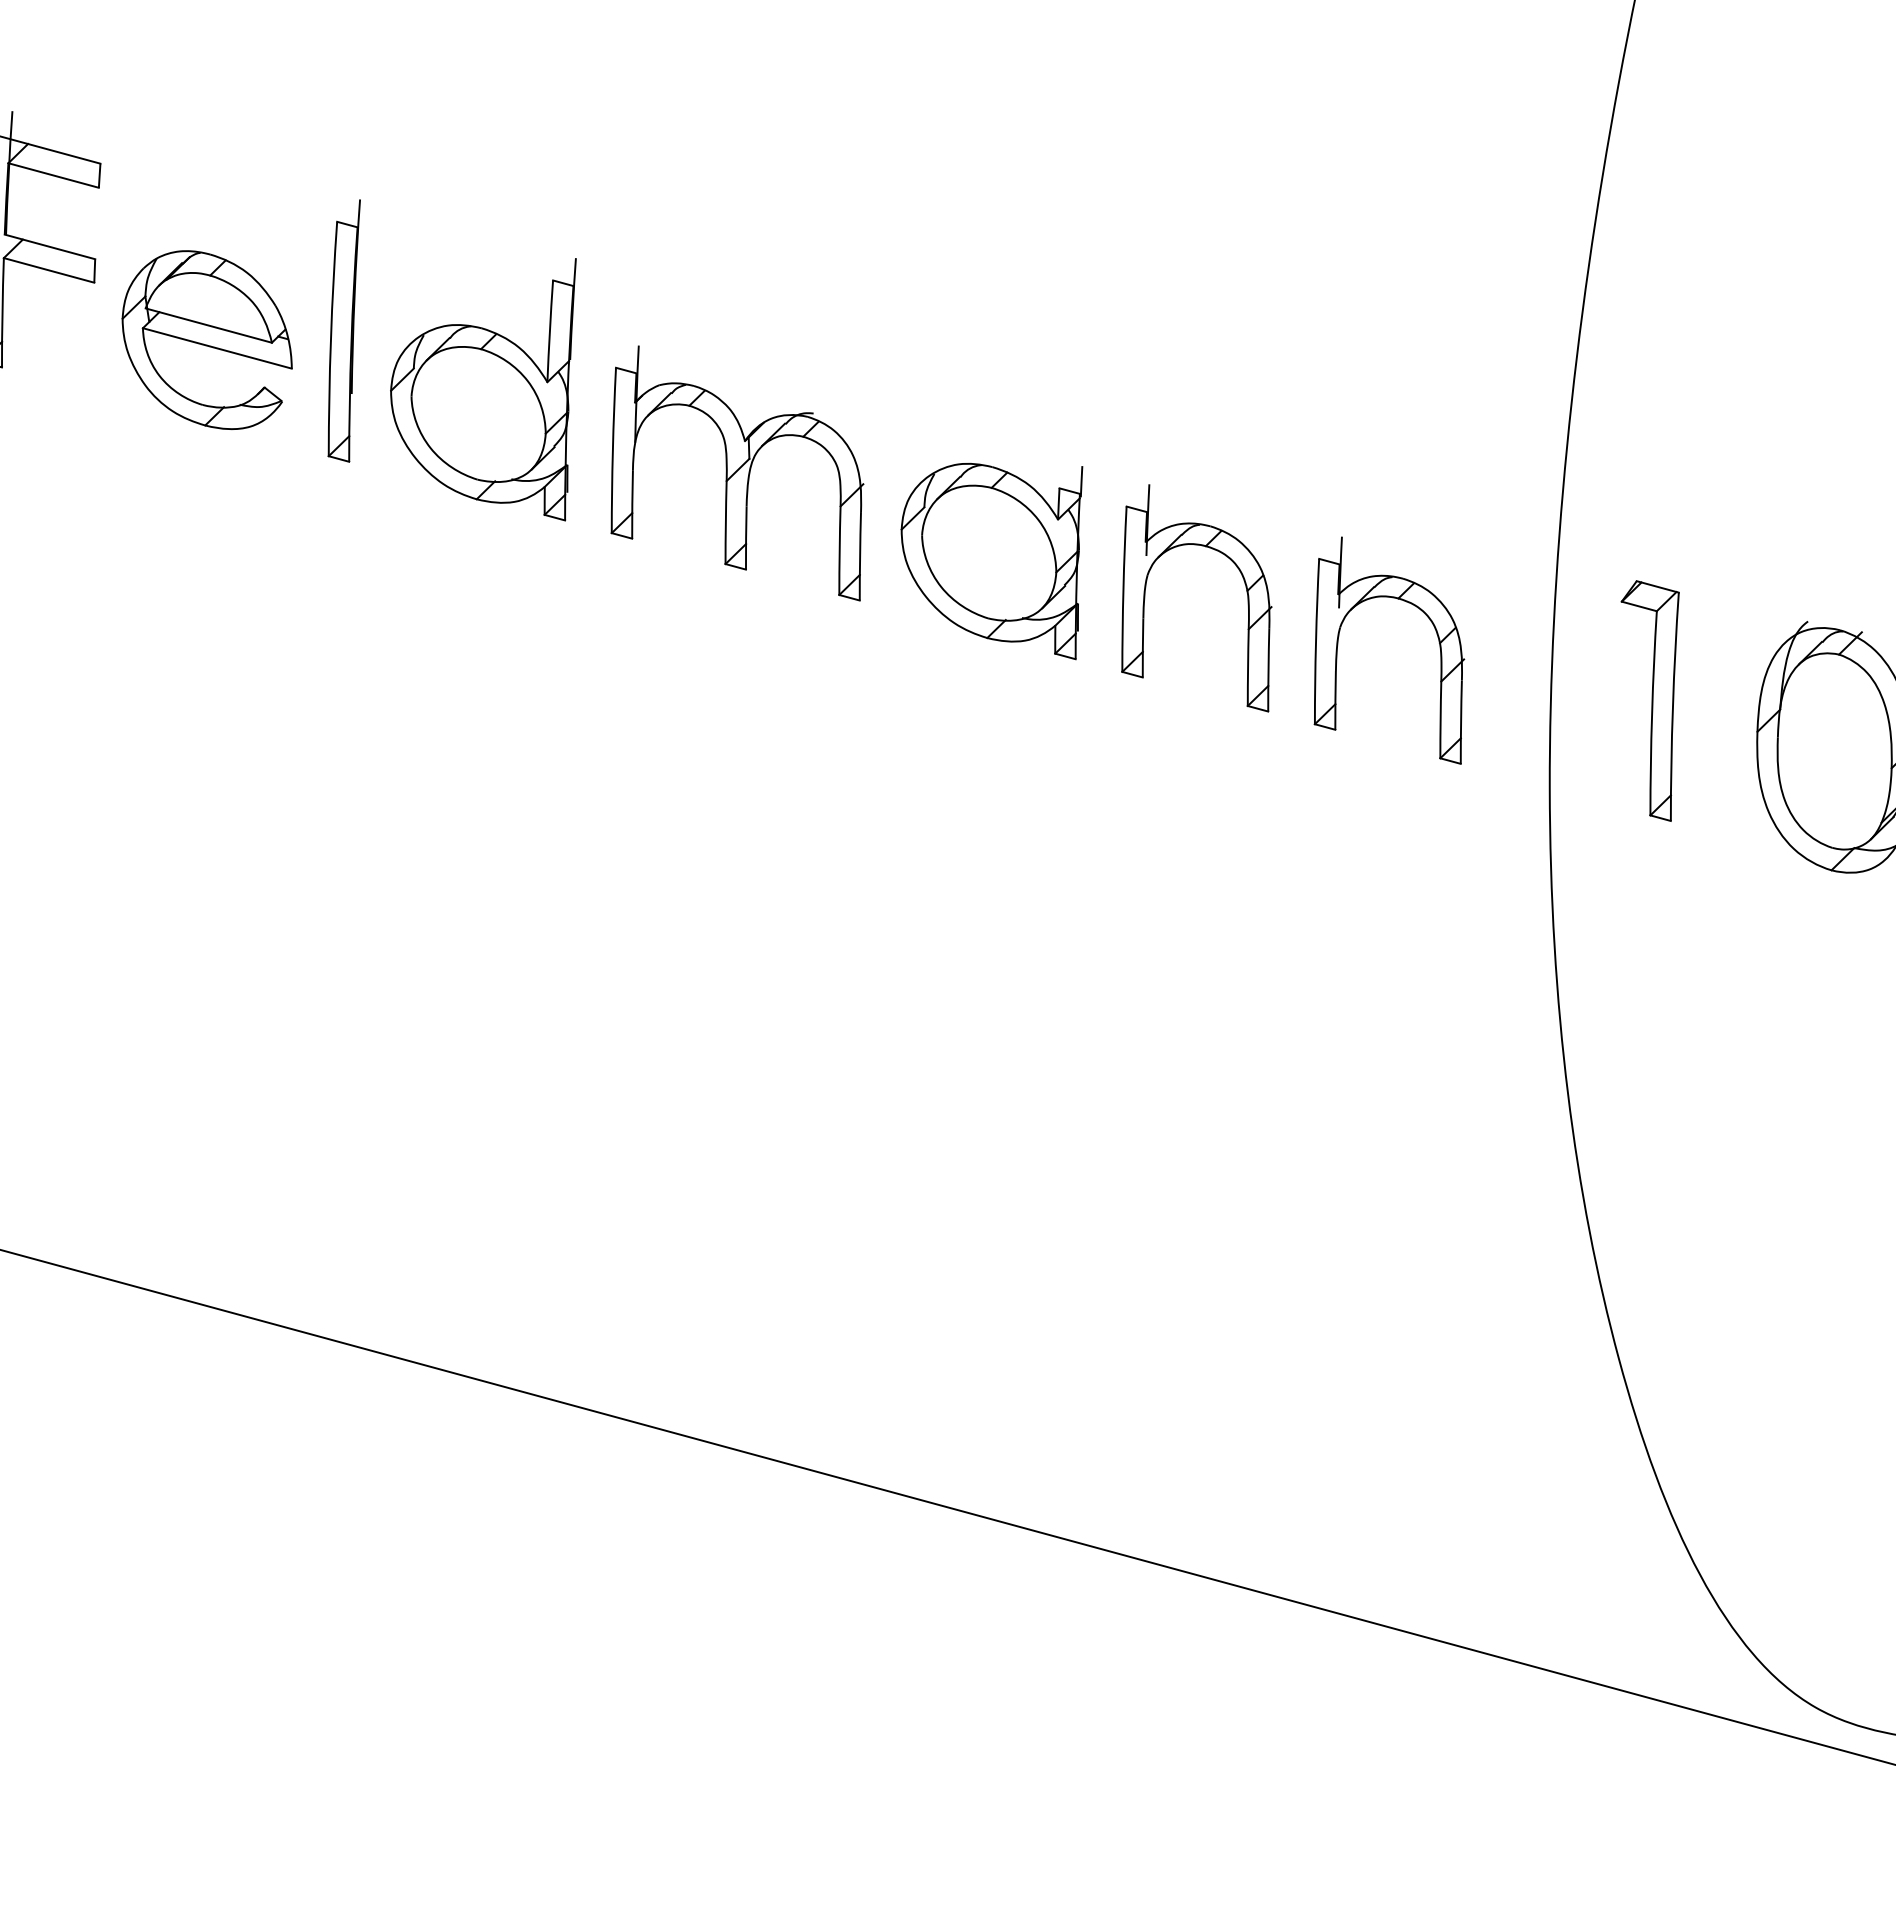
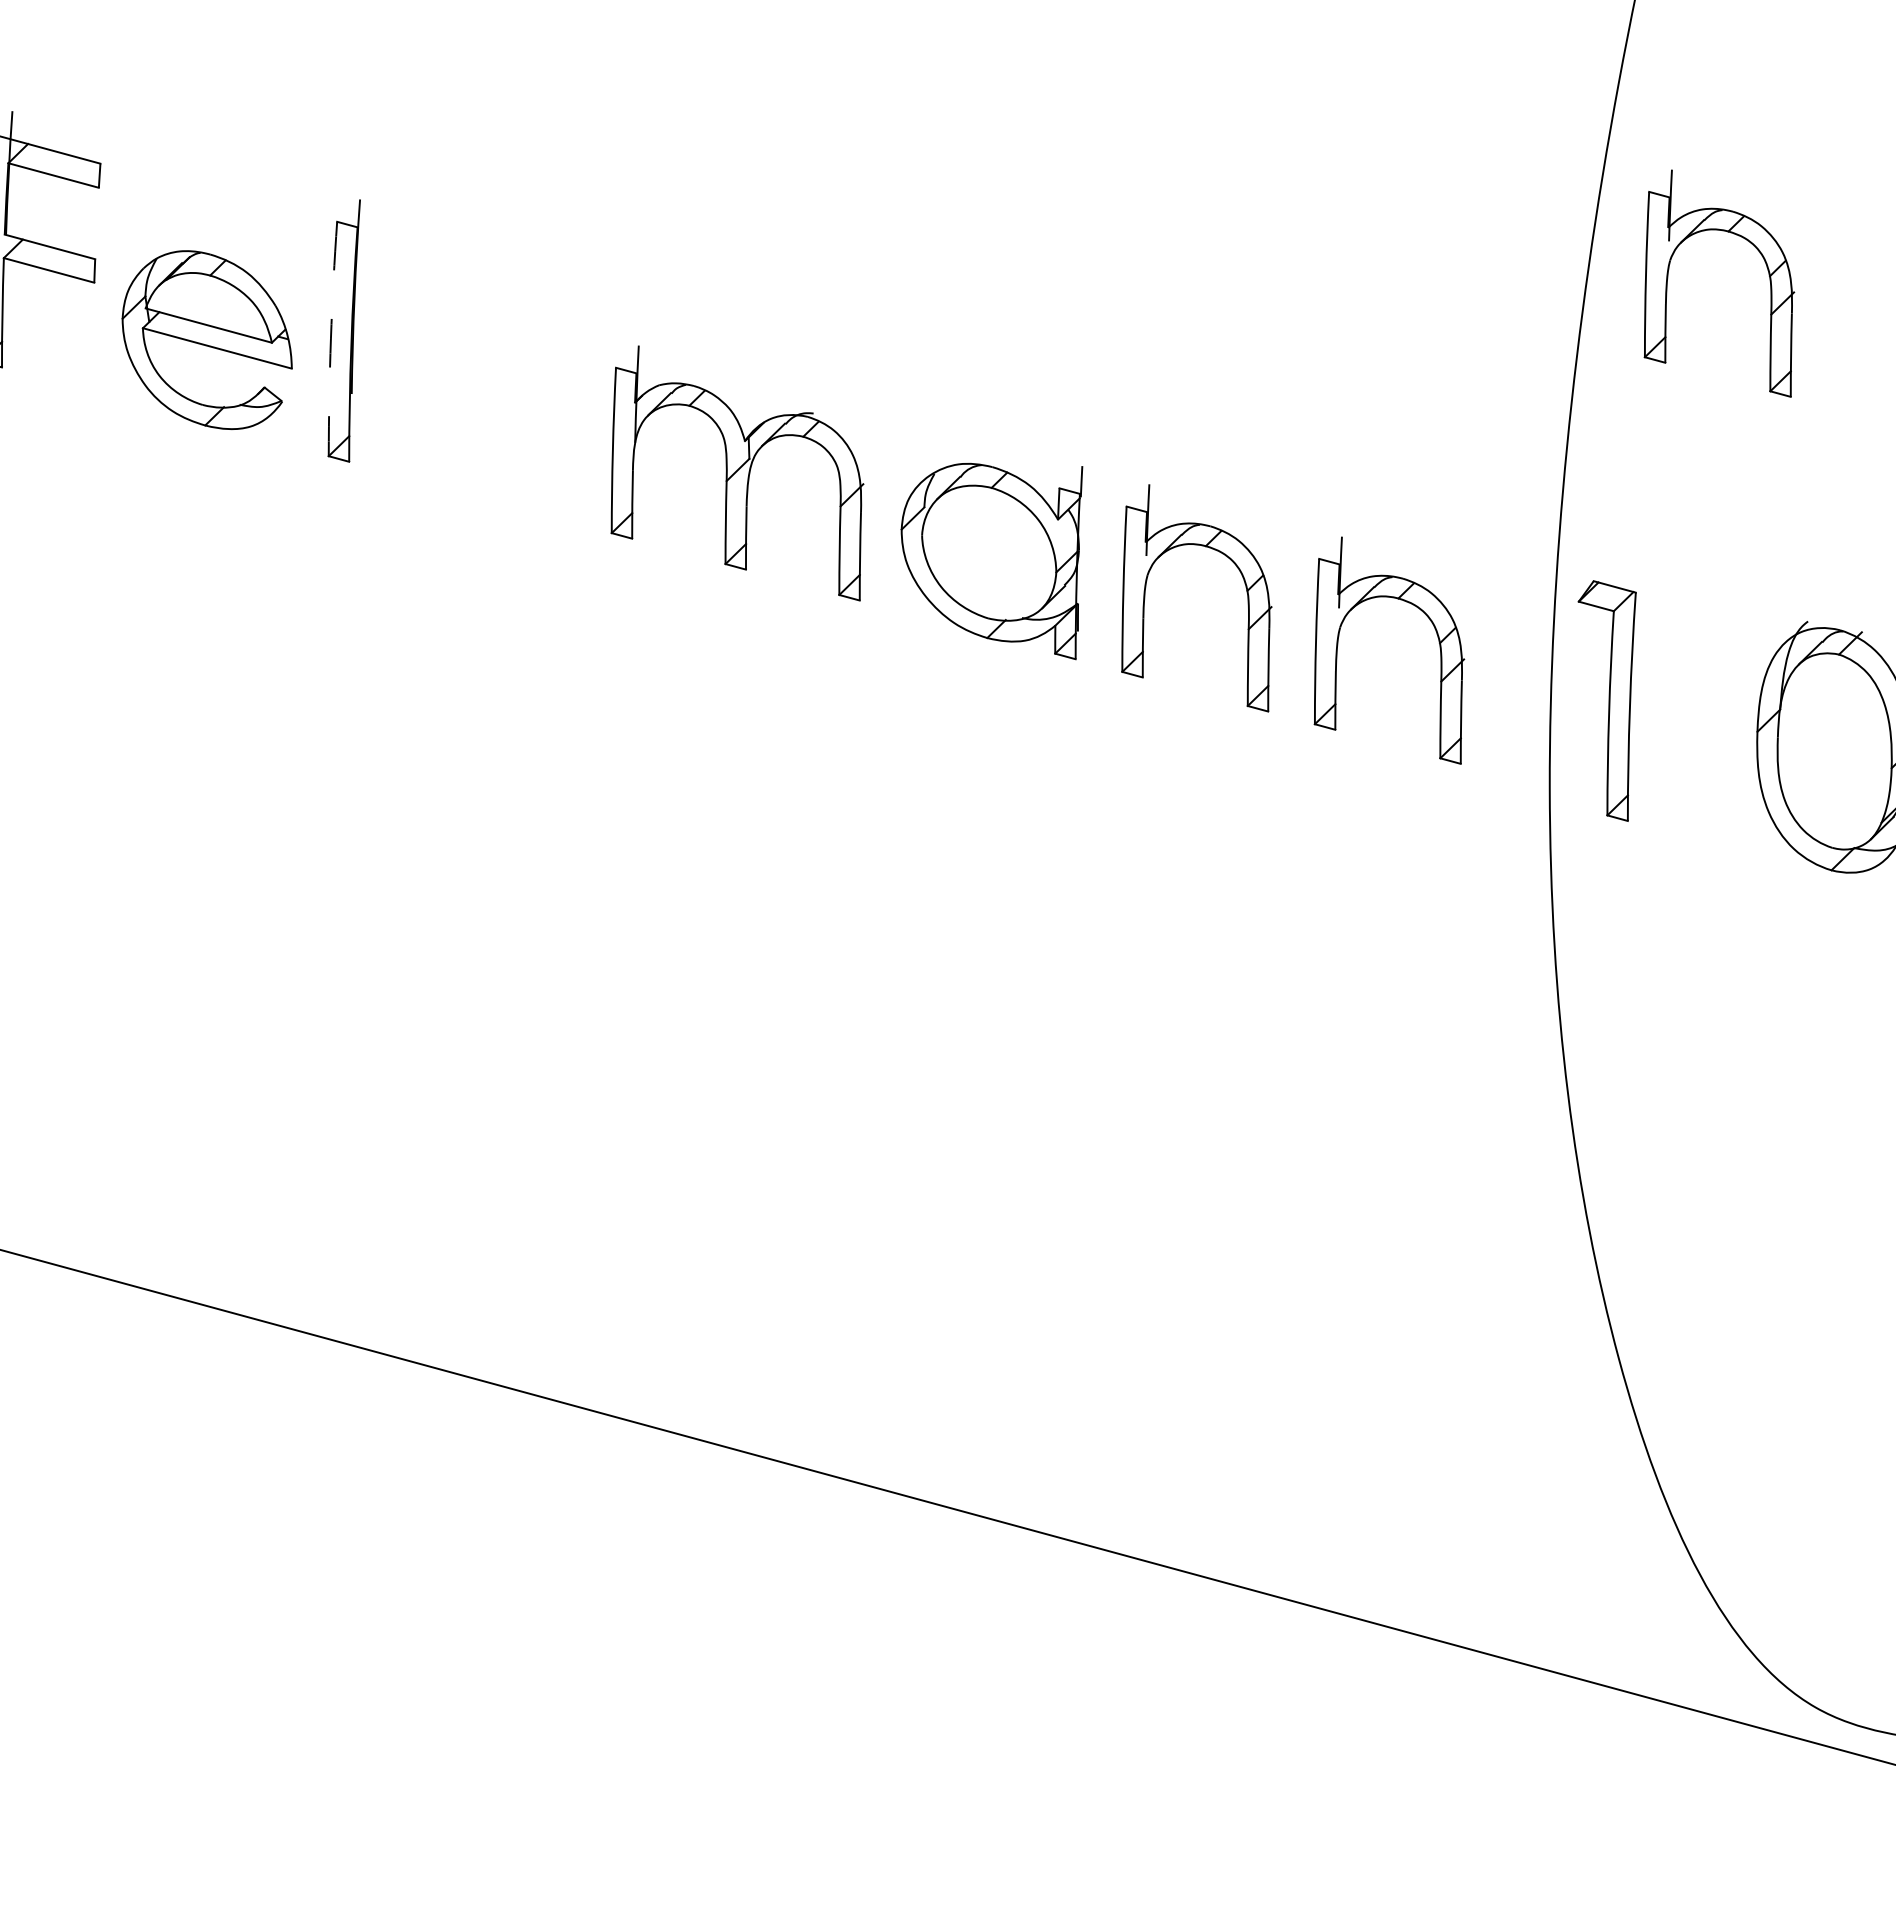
part: none -> present (1766, 267)
arc: solid -> dashed (330, 338)
part: present -> none (483, 389)
part position: (1649, 700) -> (1606, 700) (1606, 700)
